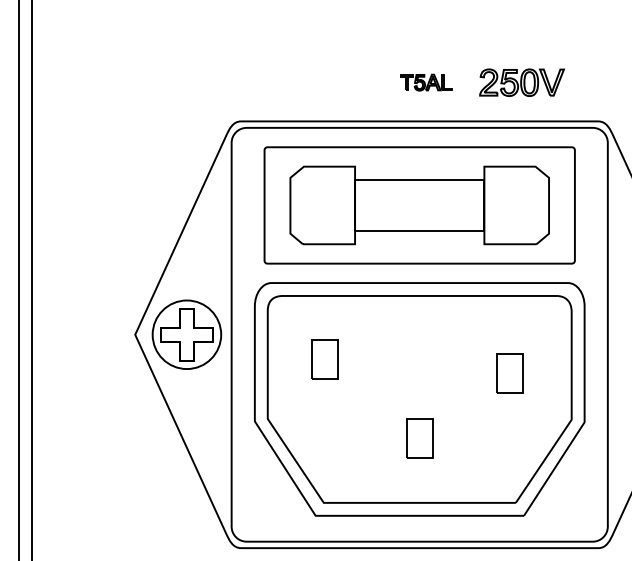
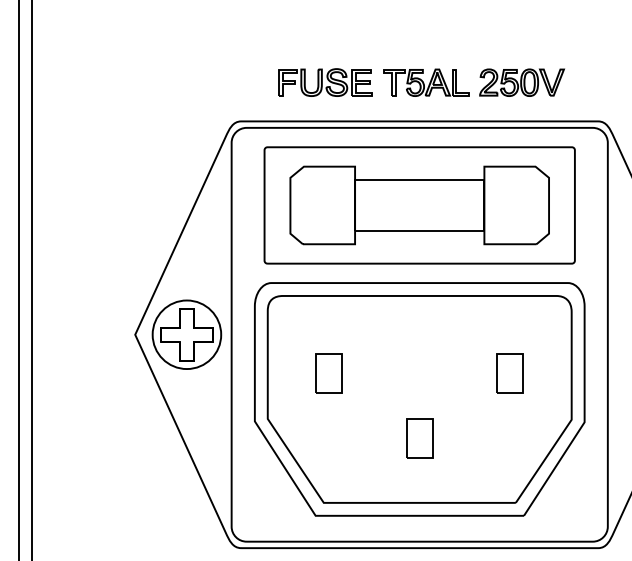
part: none -> present (325, 82)
part size: 53x19 px -> 87x29 px (426, 82)
part position: (324, 359) -> (328, 373) (328, 373)
